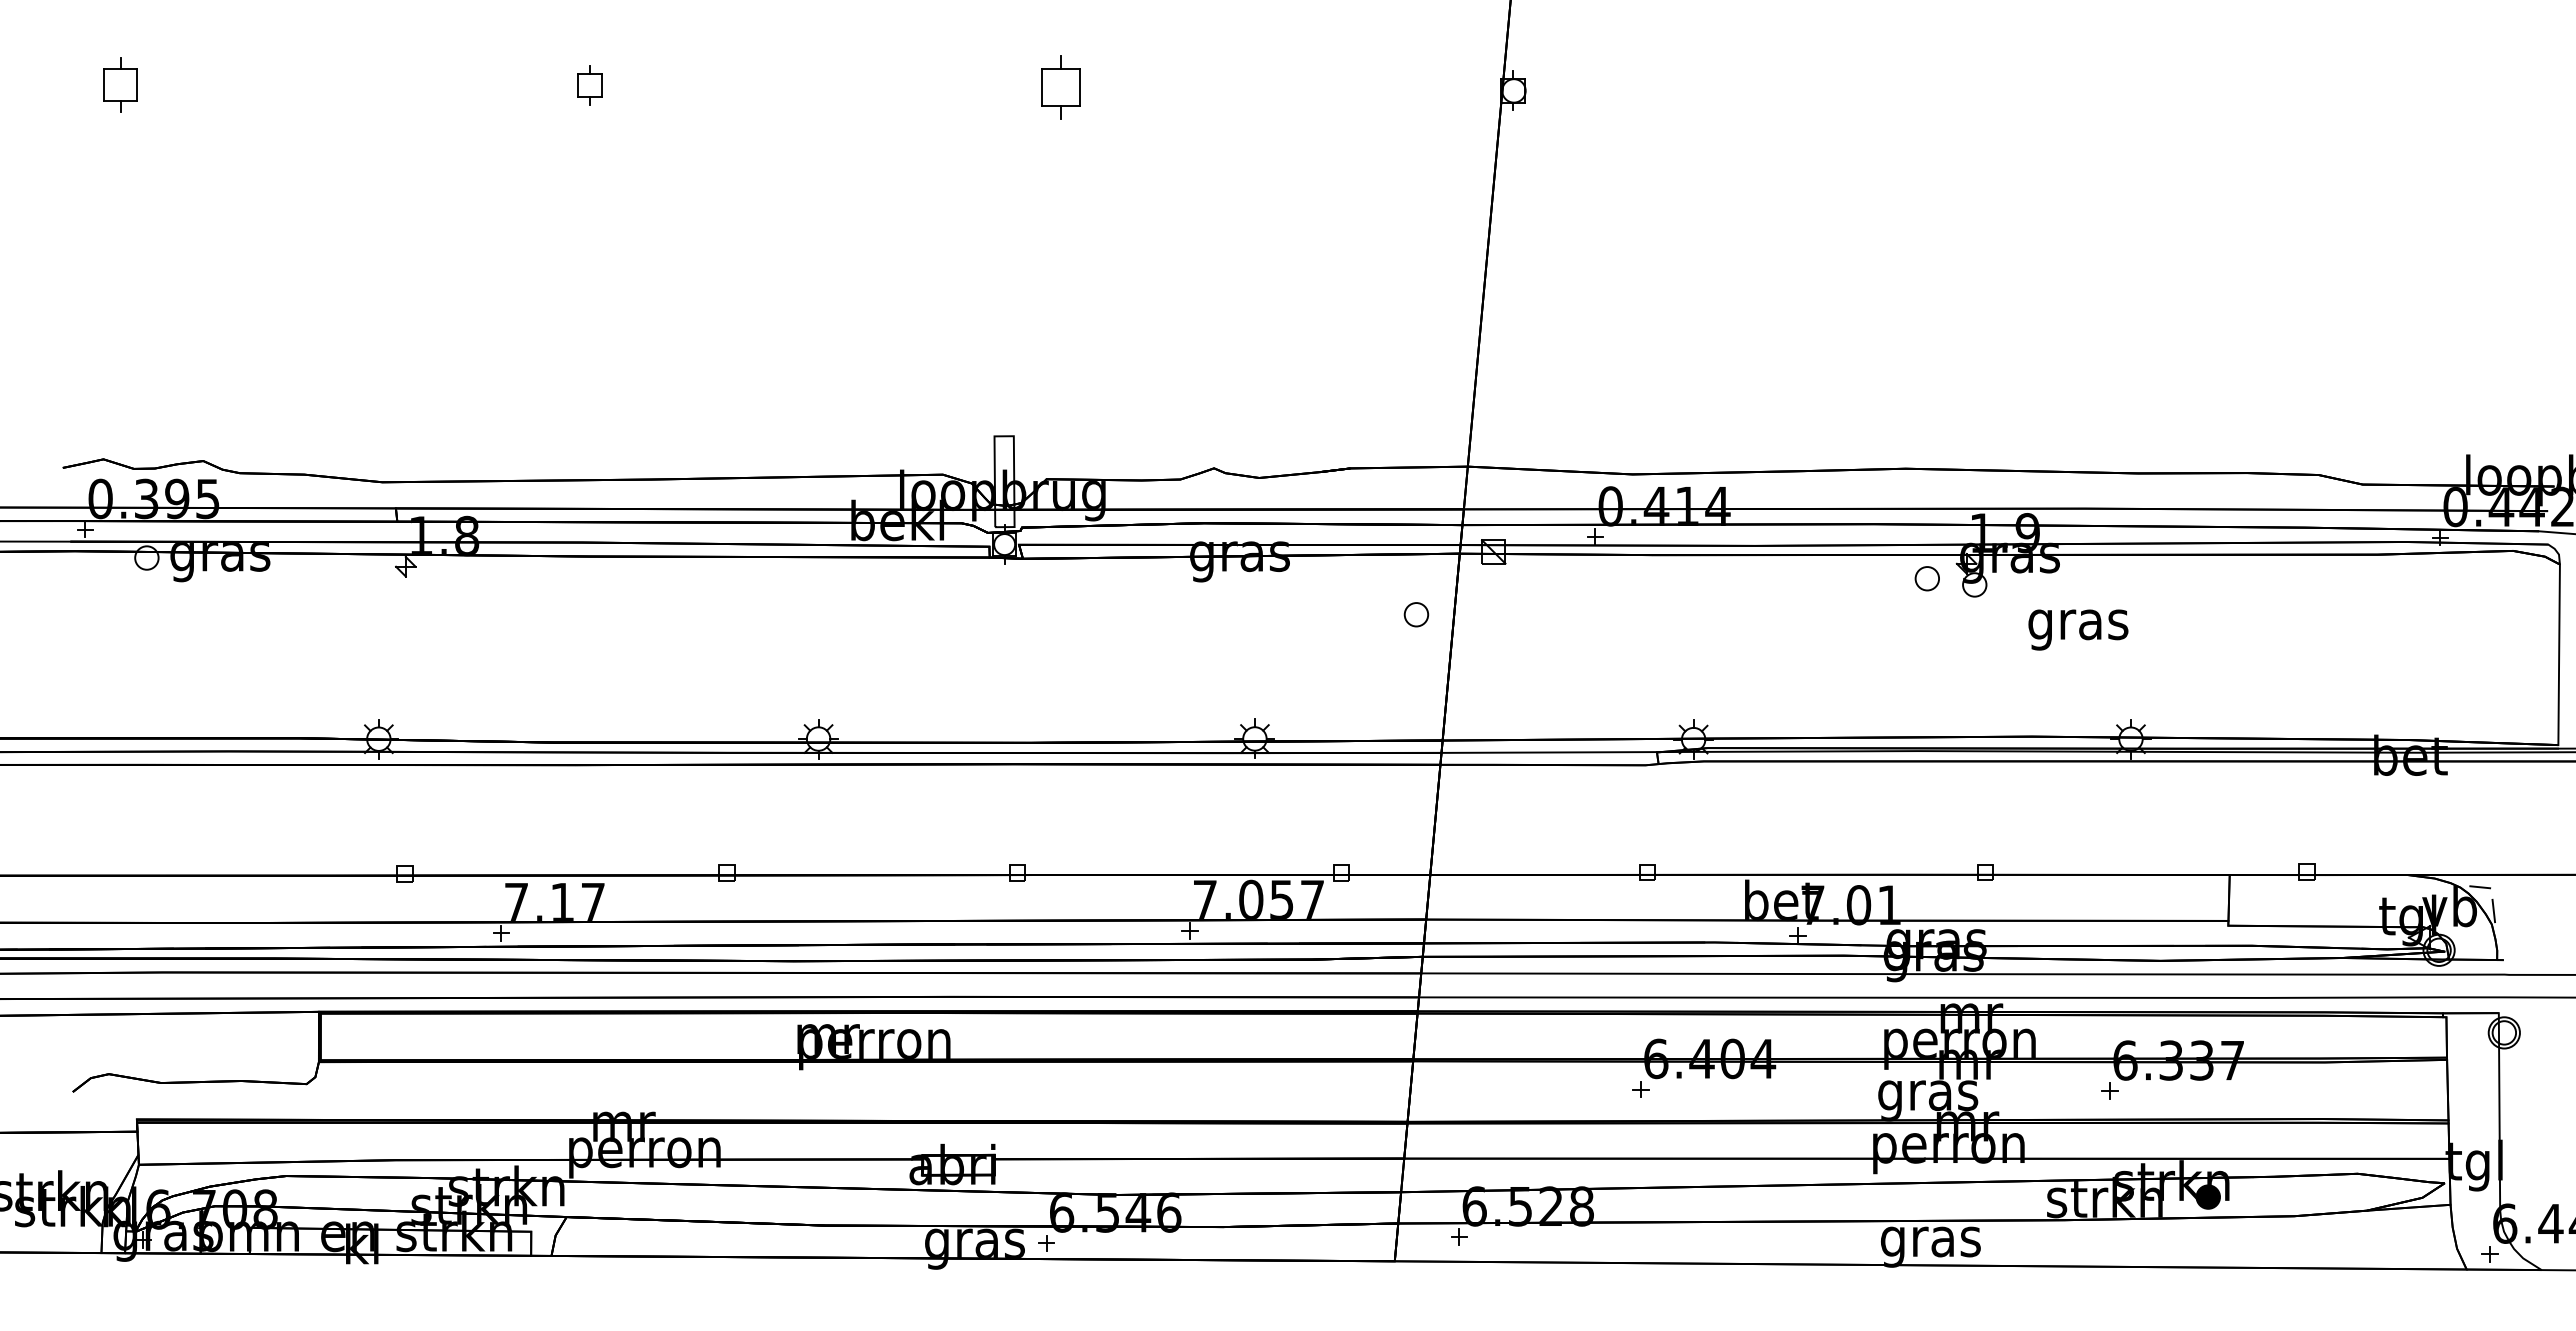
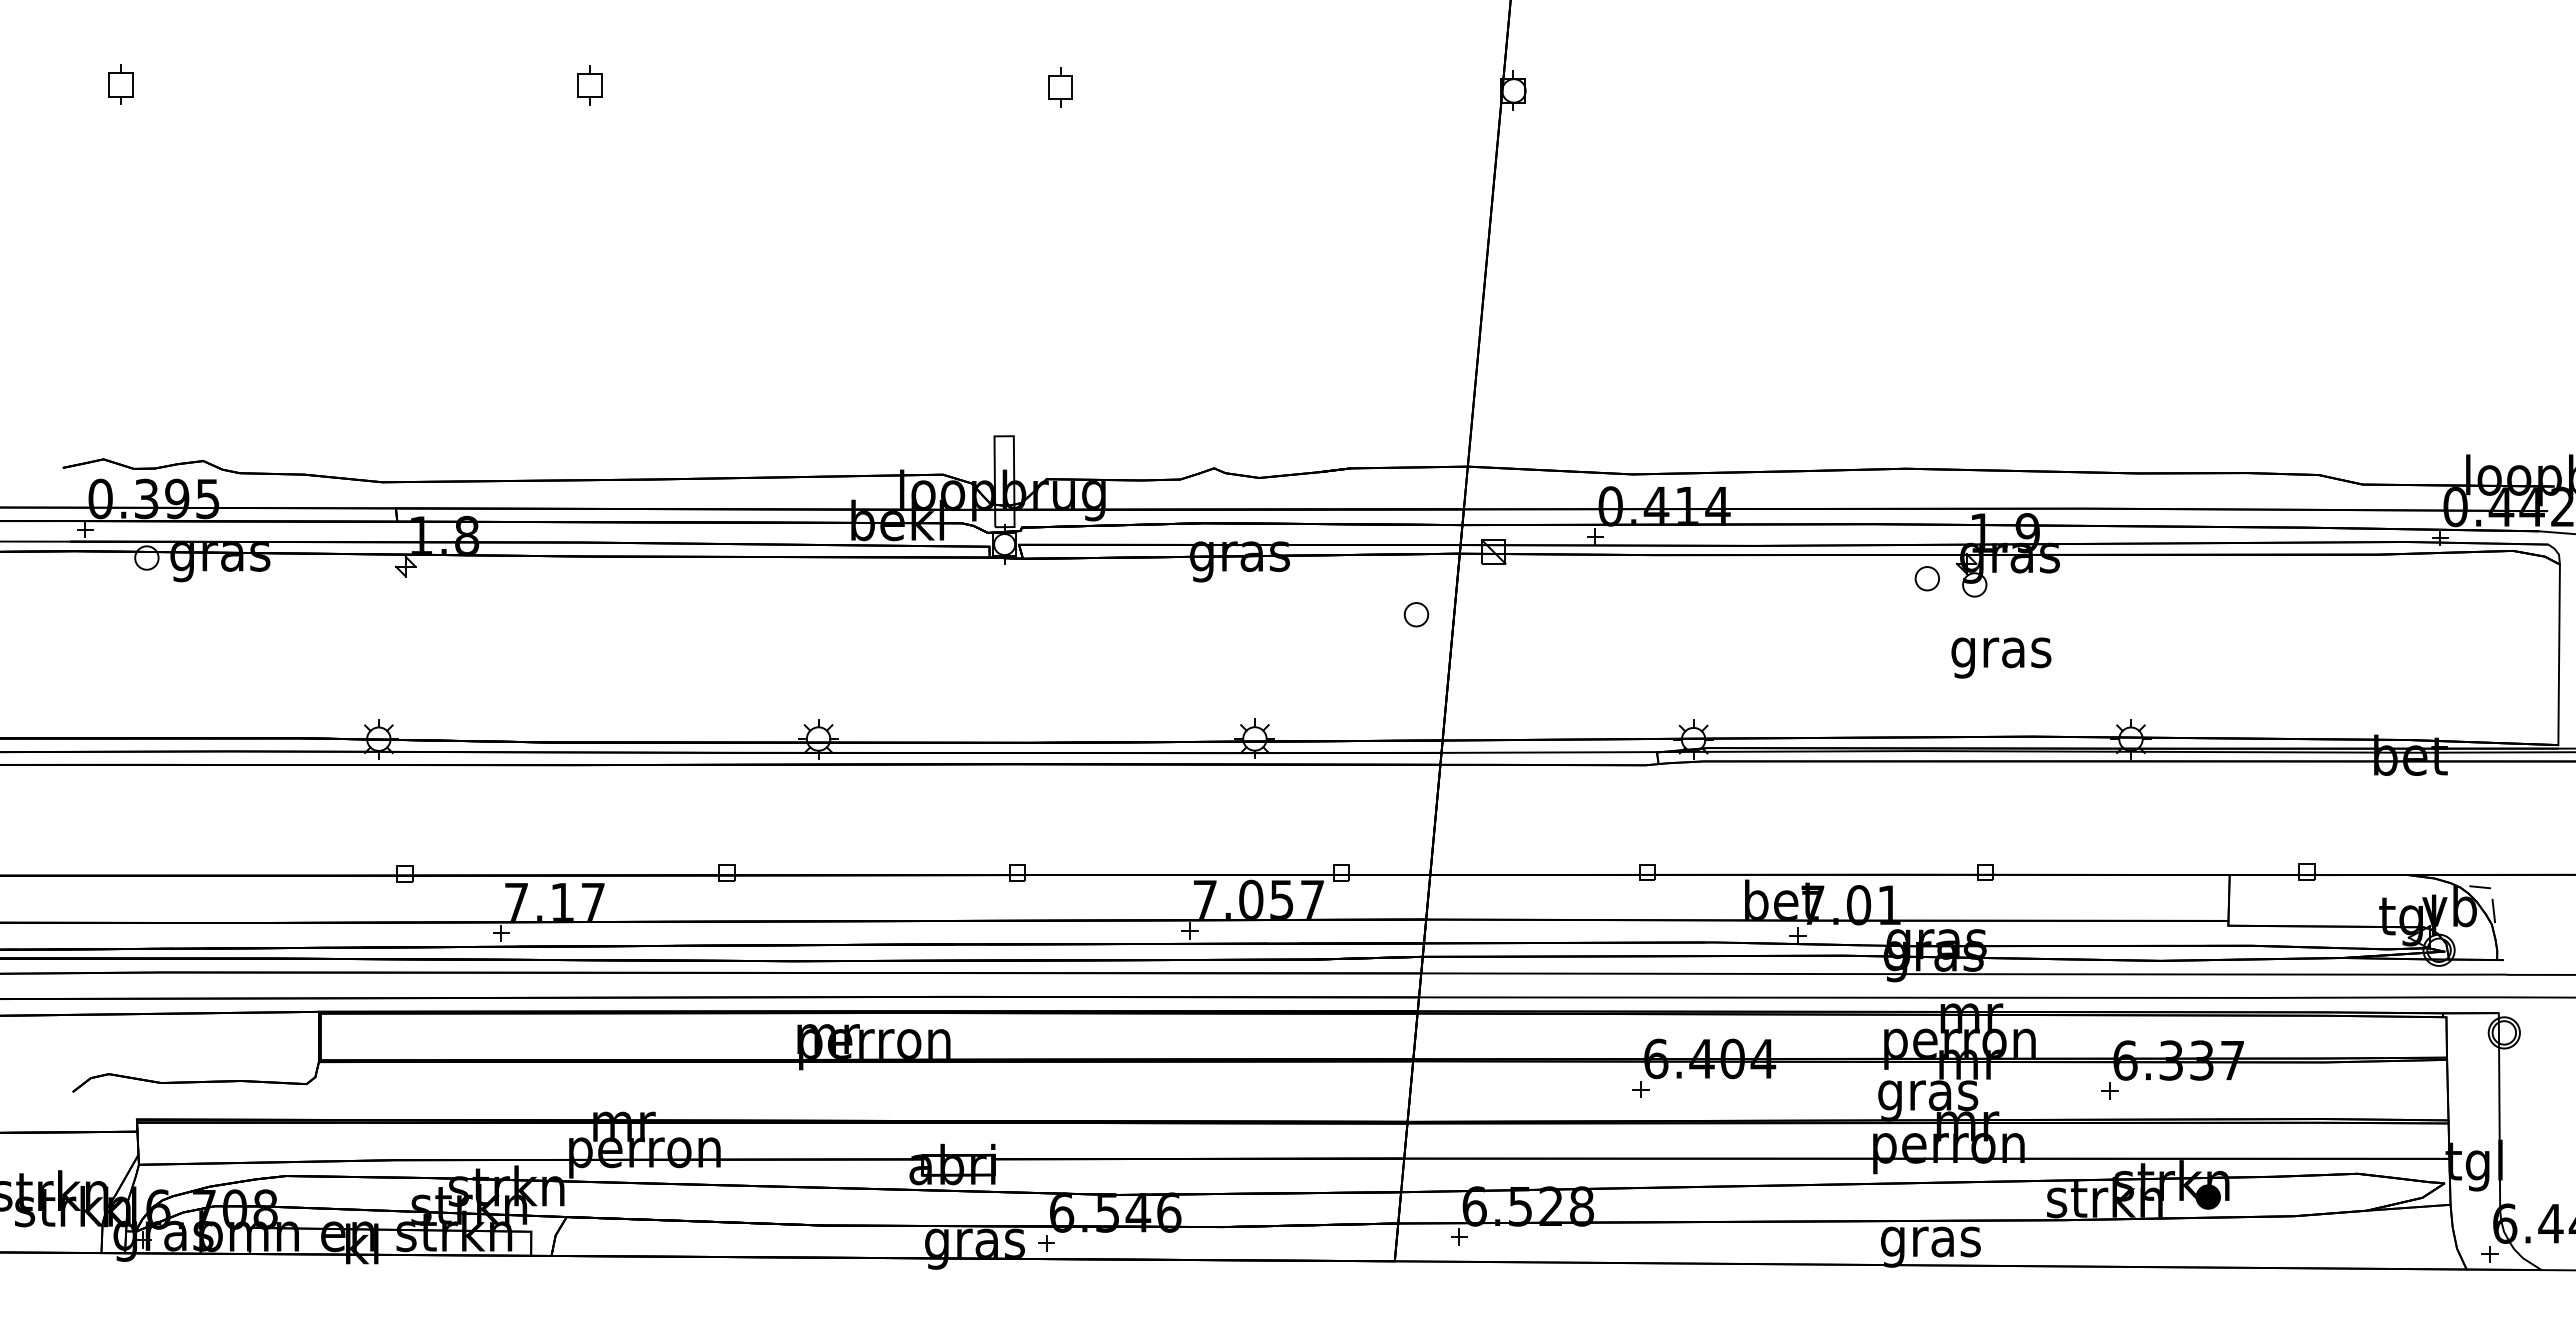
part size: 35x56 px -> 26x41 px (120, 84)
part size: 40x65 px -> 25x41 px (1060, 87)
text position: (2078, 629) -> (2001, 657) (2001, 657)
